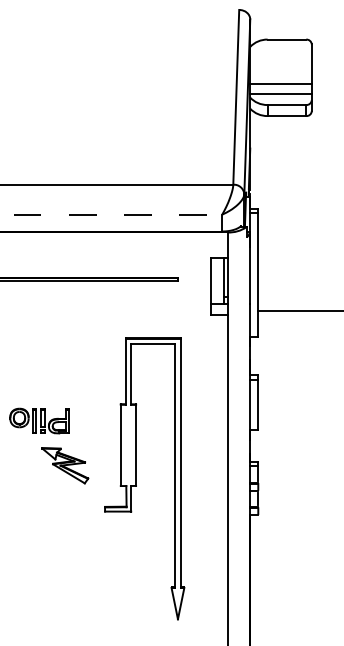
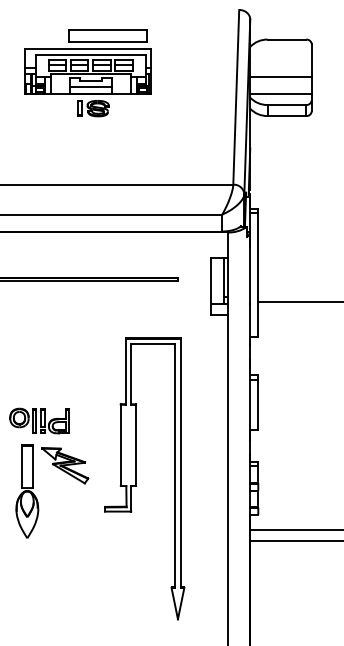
part: none -> present (87, 73)
line position: (280, 84) -> (280, 77) (280, 77)
line: dashed -> solid (111, 214)
line position: (299, 311) -> (299, 302) (299, 302)
part: none -> present (27, 491)
line: none -> present (295, 530)
line: none -> present (295, 541)
